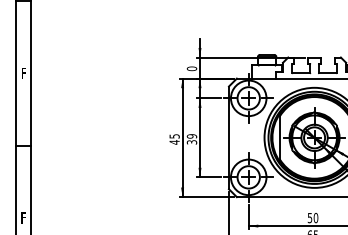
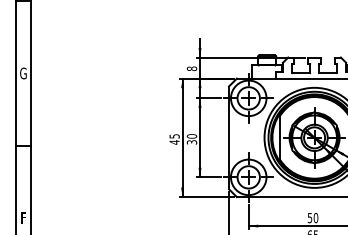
text: 0 -> 8 (191, 68)
text: F -> G (23, 73)
text: 39 -> 30 (192, 136)
